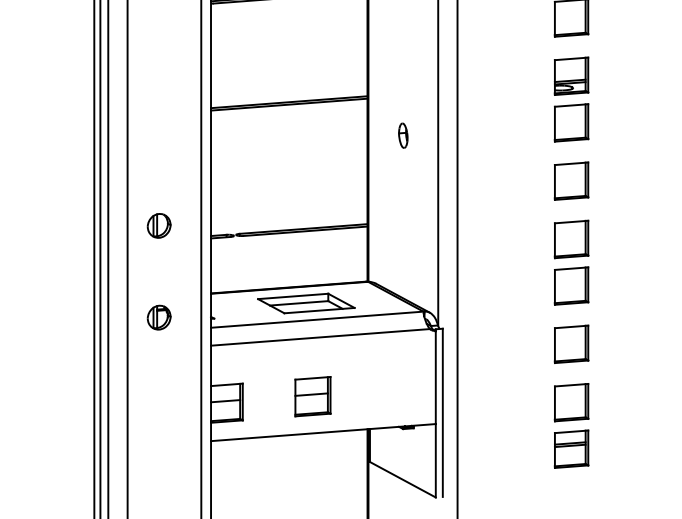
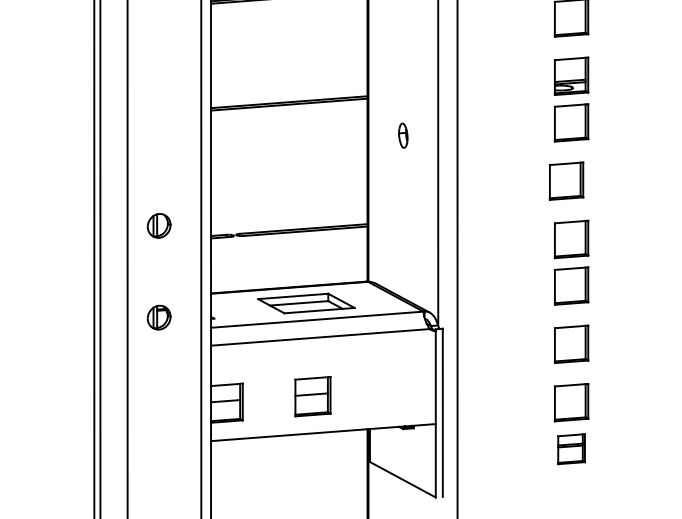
part position: (571, 180) -> (566, 180) (566, 180)
line: present -> none (108, 258)
part size: 37x40 px -> 29x33 px (571, 449)
